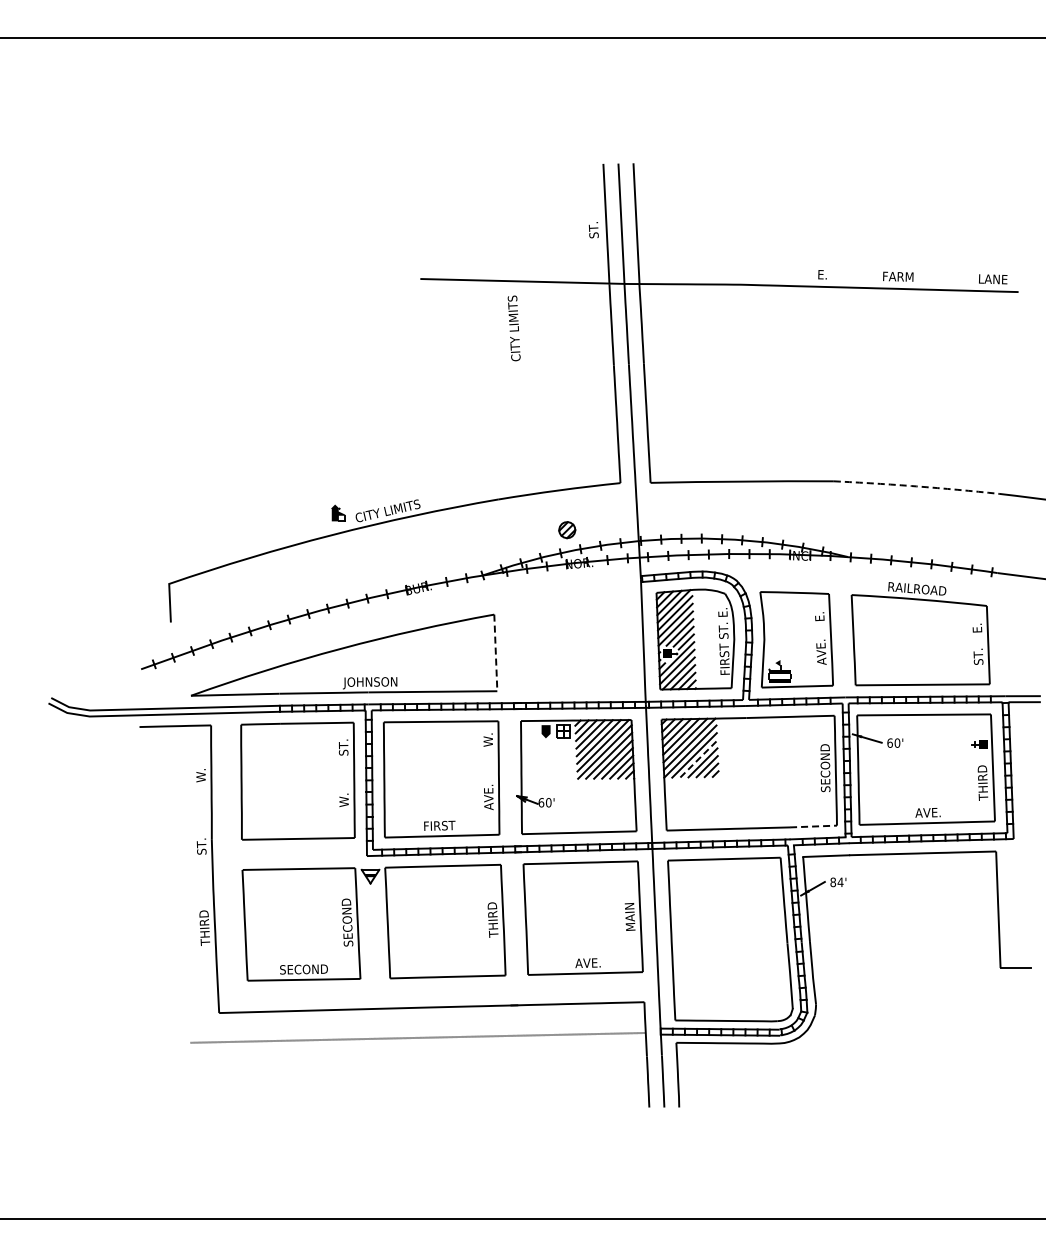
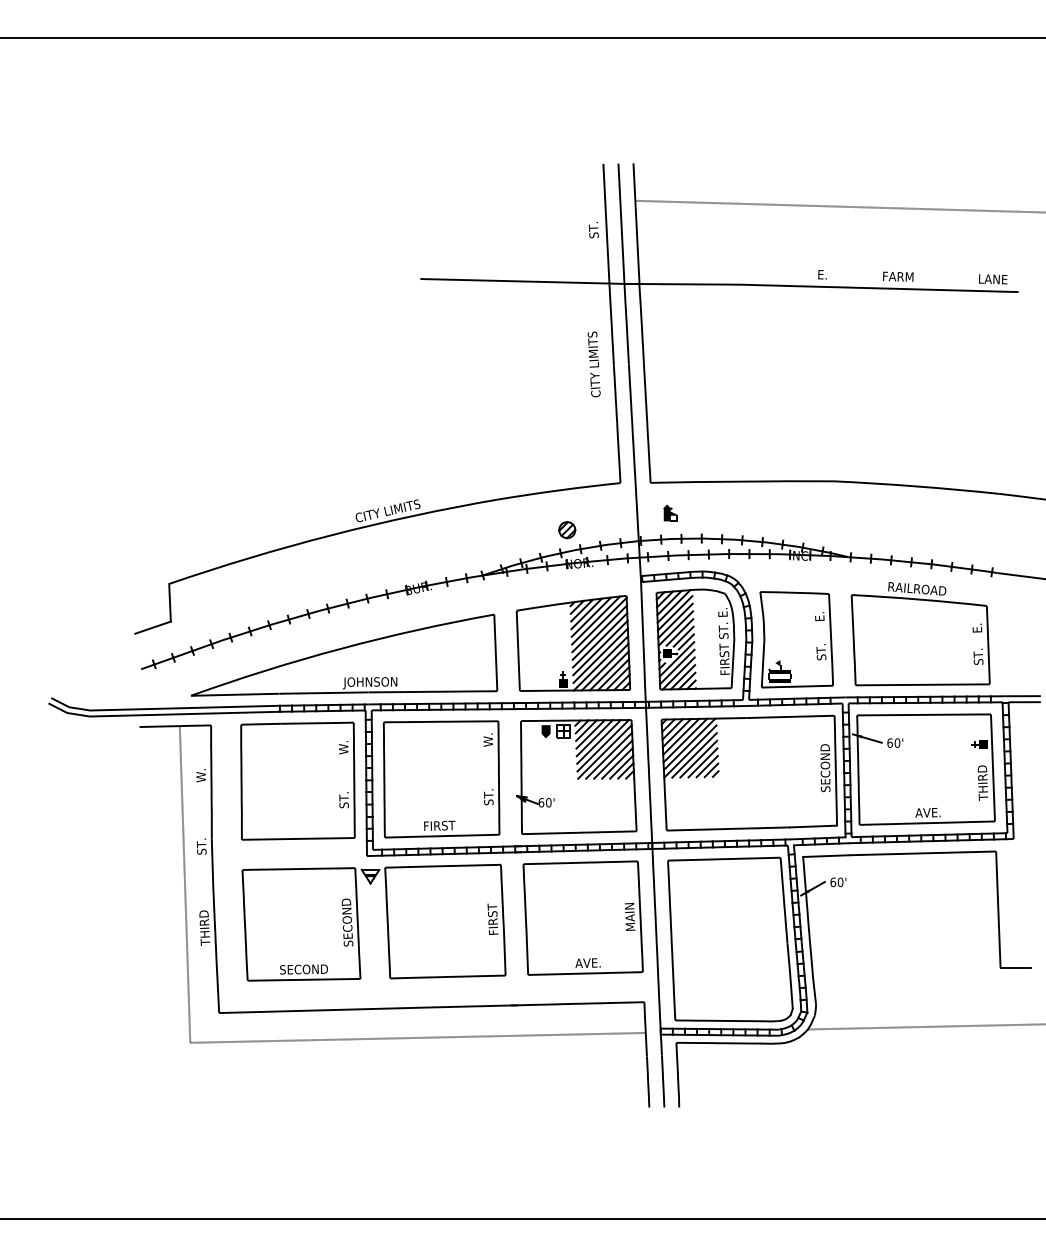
line: none -> present (838, 206)
text position: (513, 328) -> (593, 364) (593, 364)
arc: dashed -> solid (916, 486)
part position: (338, 512) -> (670, 512) (670, 512)
line: none -> present (152, 627)
part: none -> present (573, 643)
text: AVE. -> ST. (821, 651)
line: dashed -> solid (495, 653)
text: ST. -> W. (343, 747)
line: dashed -> solid (698, 759)
text: AVE. -> ST. (488, 797)
text: W. -> ST. (343, 800)
line: dashed -> solid (814, 826)
text: 84' -> 60' (836, 882)
line: none -> present (184, 884)
text: THIRD -> FIRST (492, 919)
line: none -> present (924, 1026)
